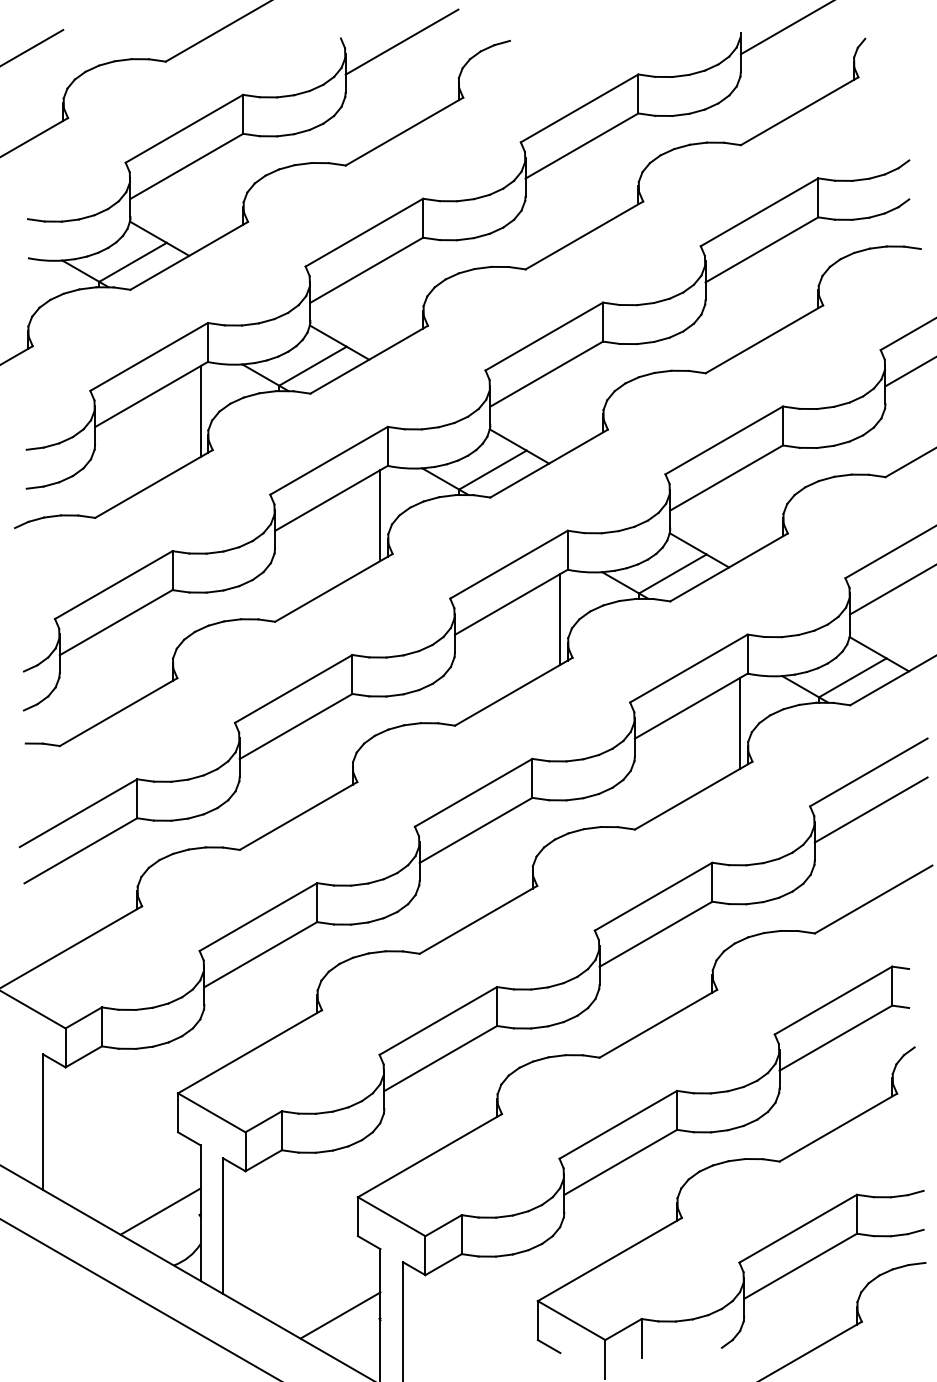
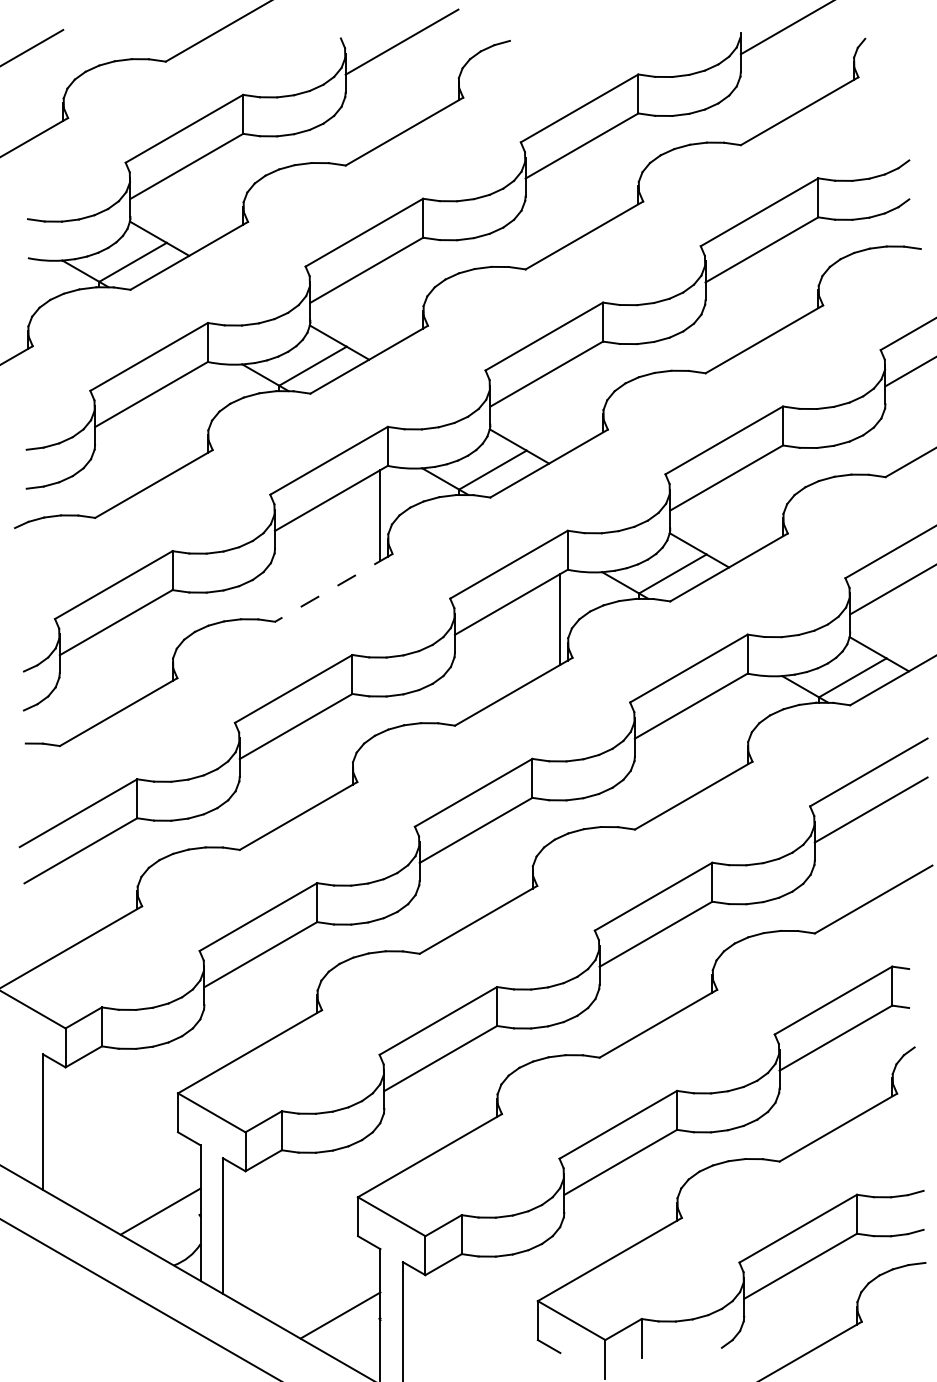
line: present -> none (200, 411)
line: solid -> dashed (333, 587)
line: present -> none (740, 722)
